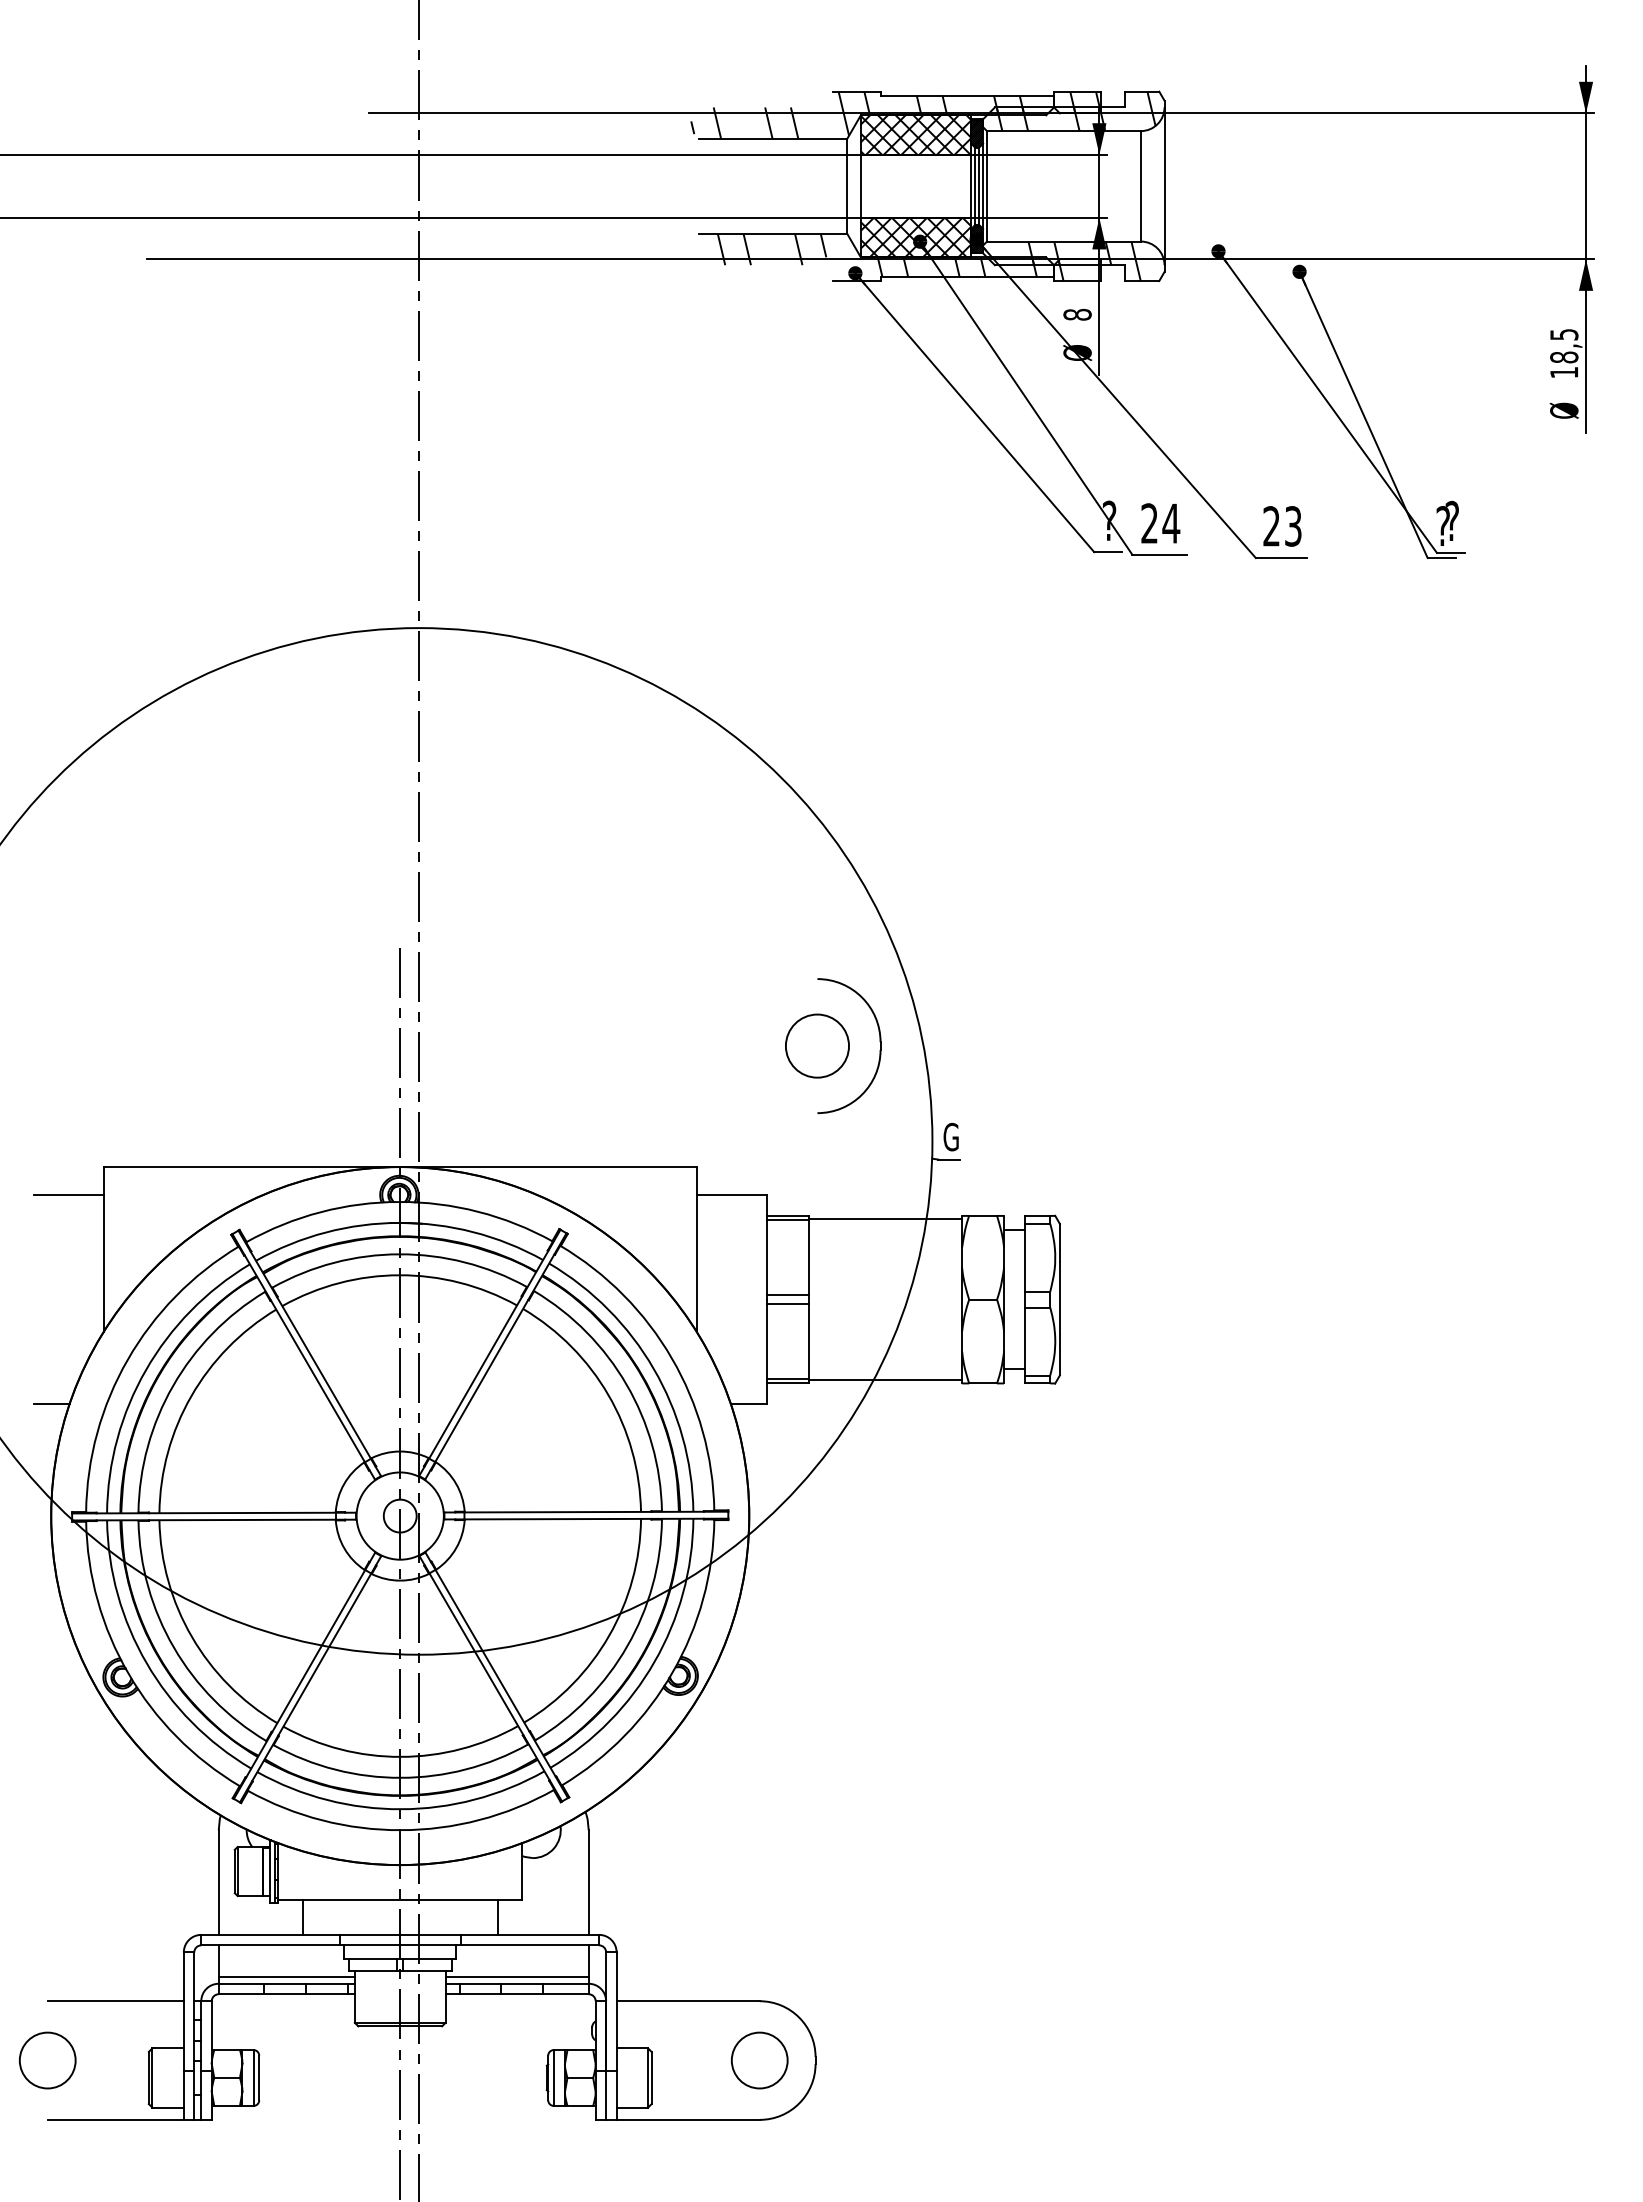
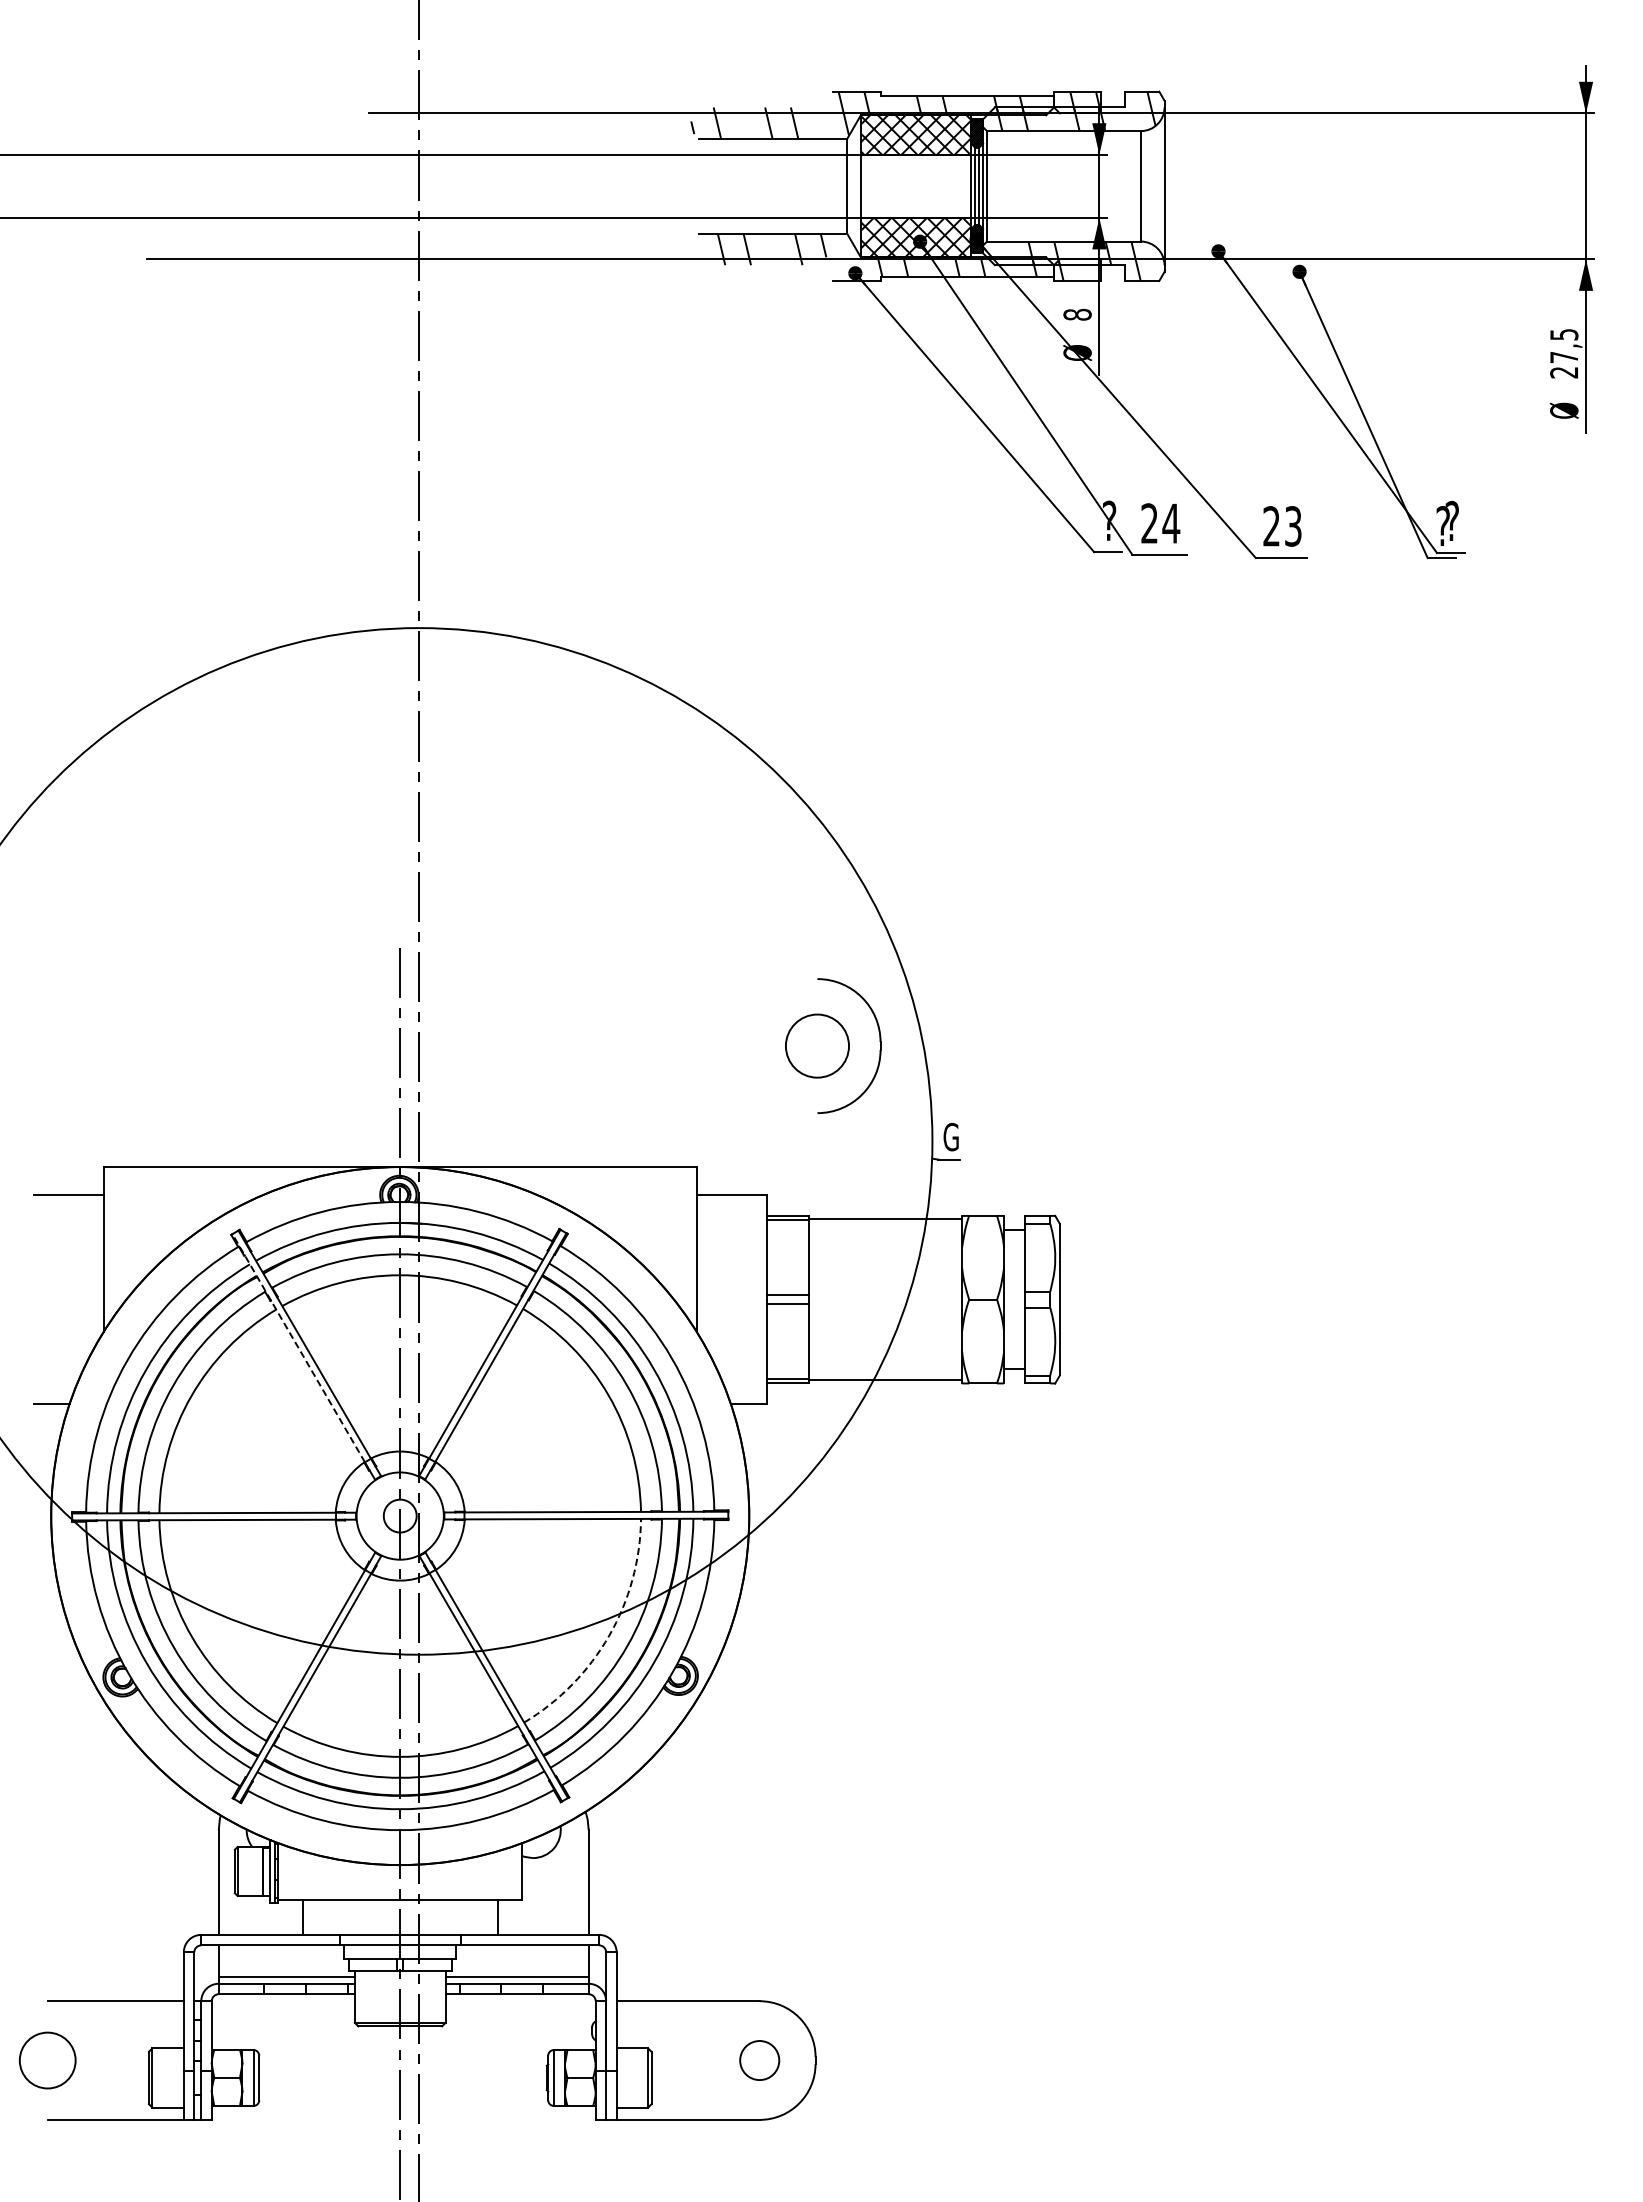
text: 18,5 -> 27,5 (1564, 364)
line: solid -> dashed (298, 1348)
arc: solid -> dashed (609, 1635)
circle diameter: 56 px -> 39 px (759, 2060)
